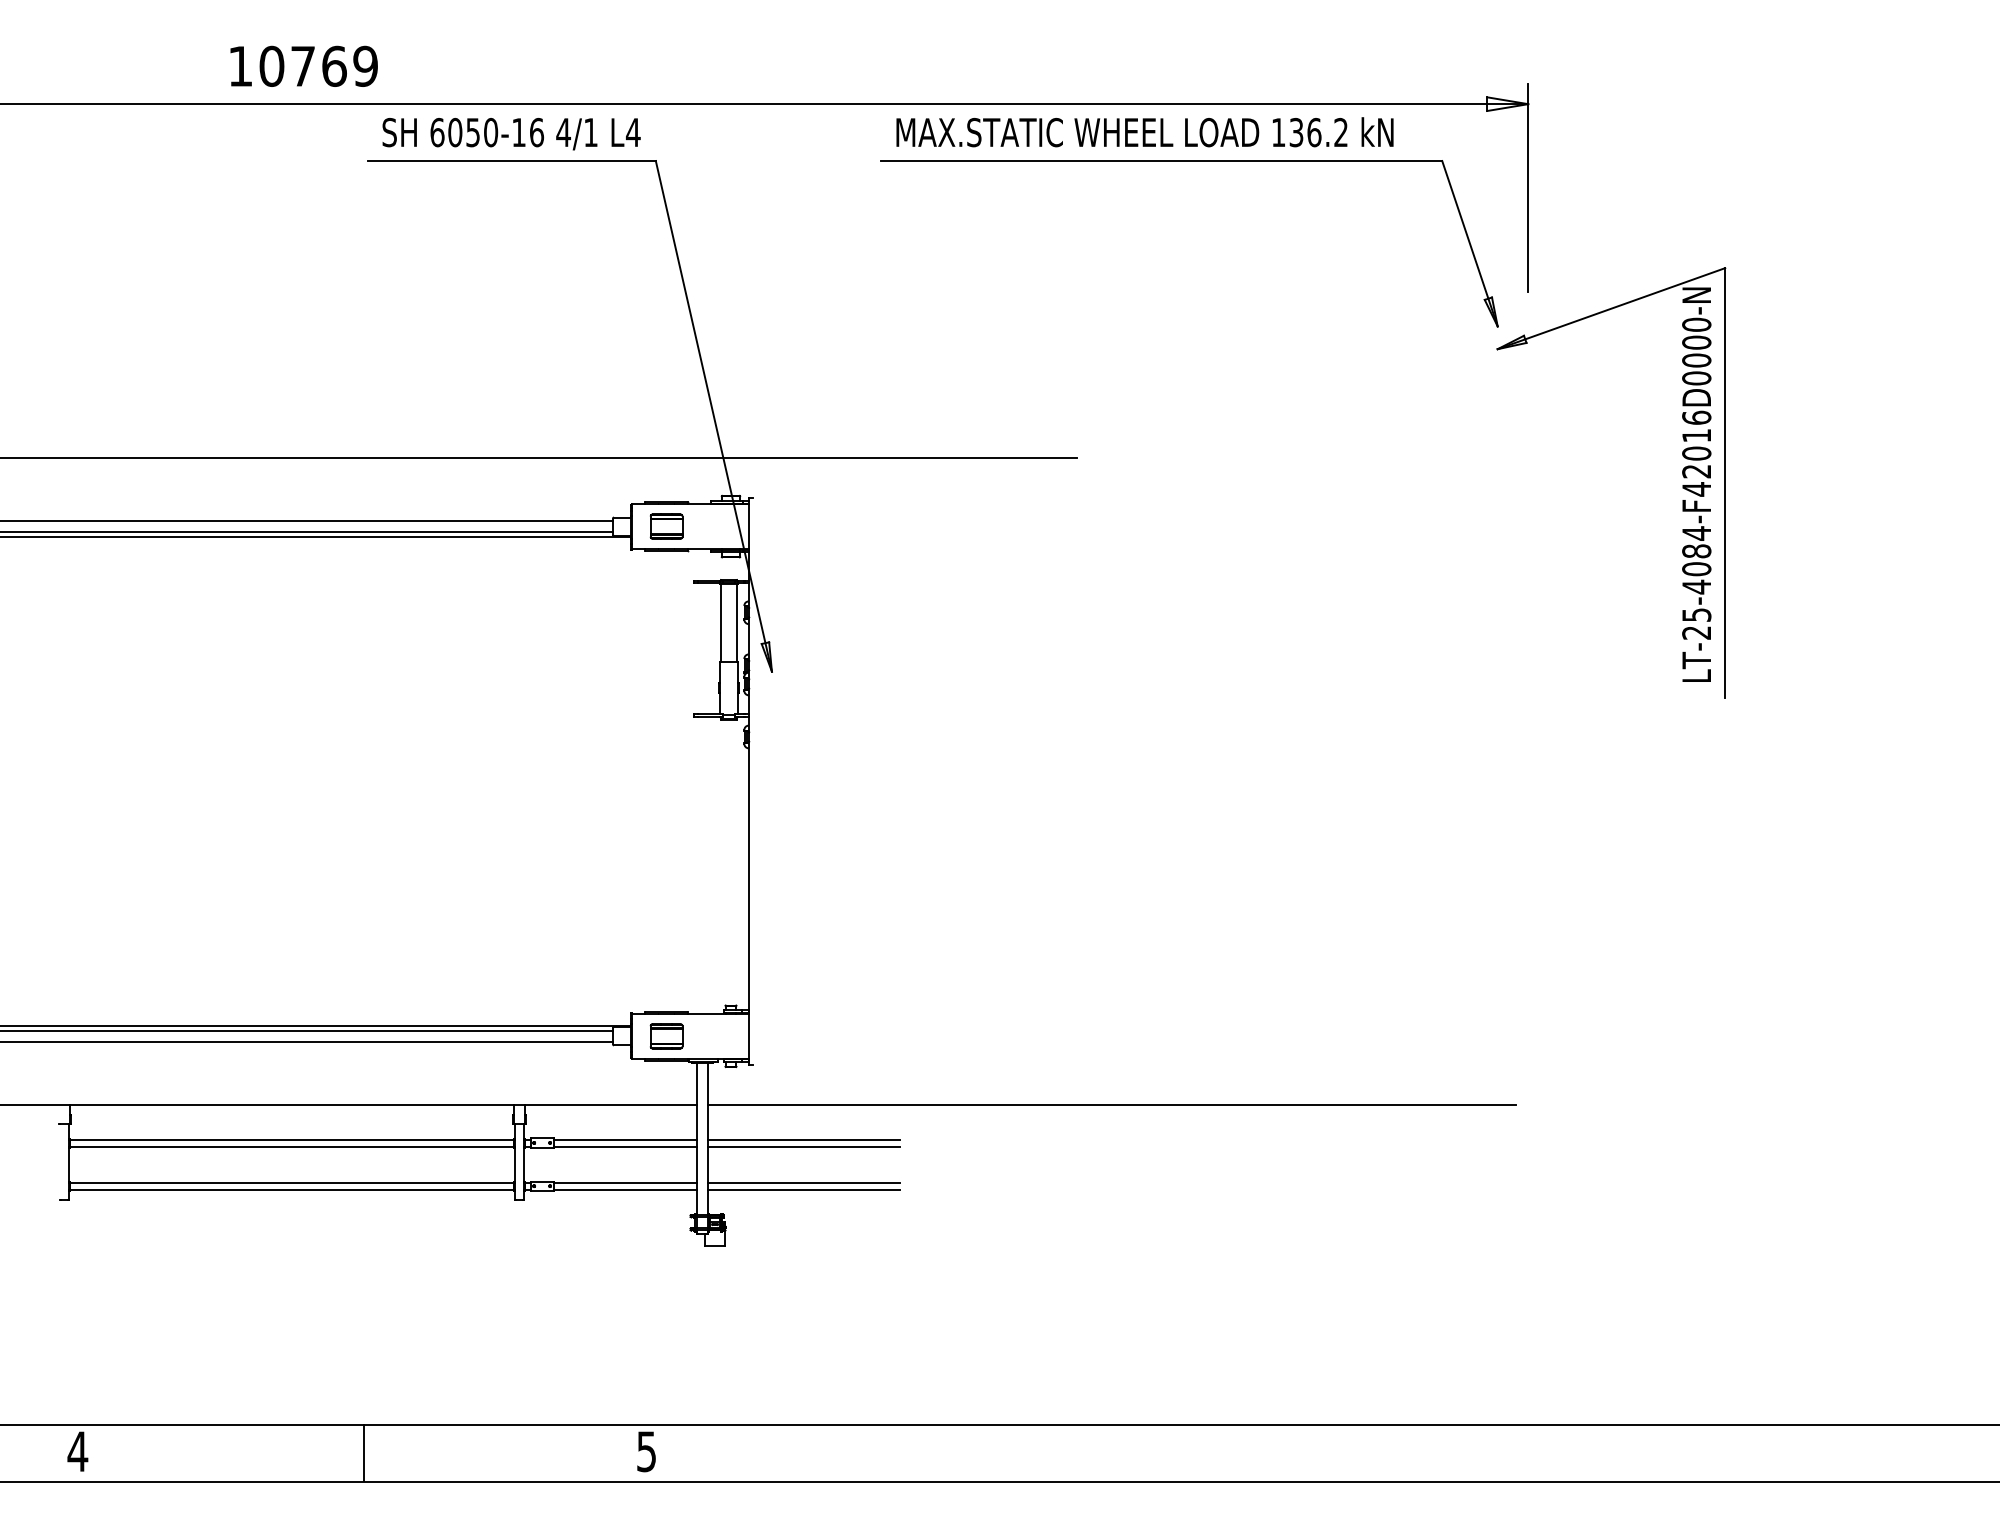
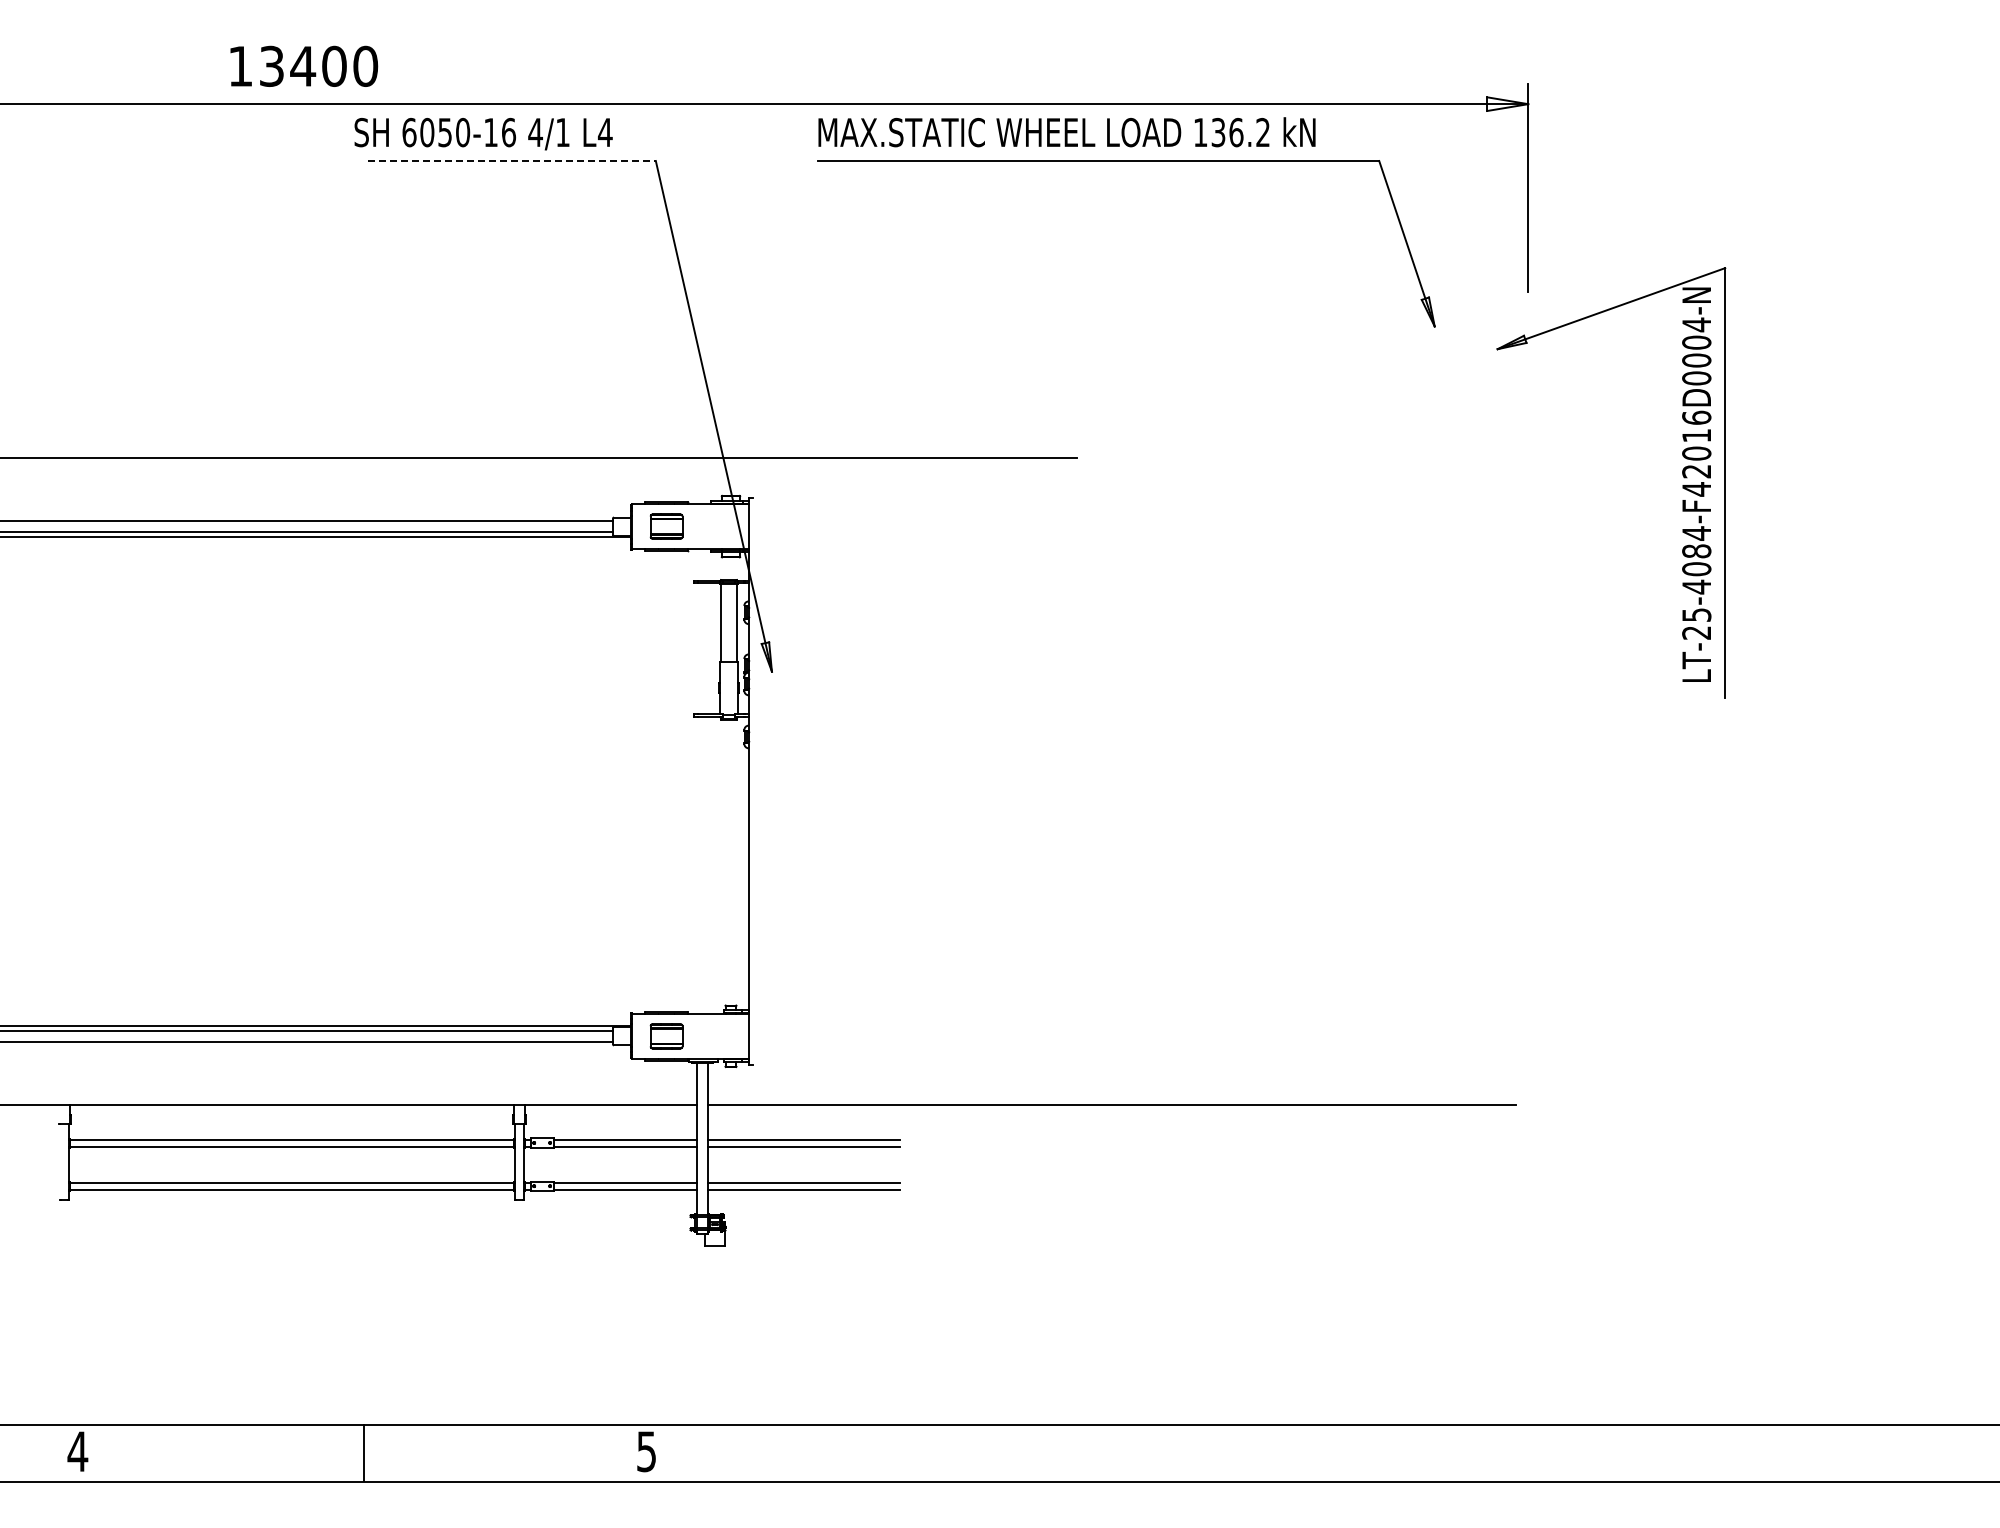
text: 10769 -> 13400 (318, 65)
text position: (1144, 132) -> (1066, 132) (1066, 132)
text position: (511, 134) -> (483, 134) (483, 134)
line: solid -> dashed (511, 161)
part position: (1189, 161) -> (1126, 161) (1126, 161)
text: LT-25-4084-F42016D0000-N -> LT-25-4084-F42016D0004-N (1696, 324)
